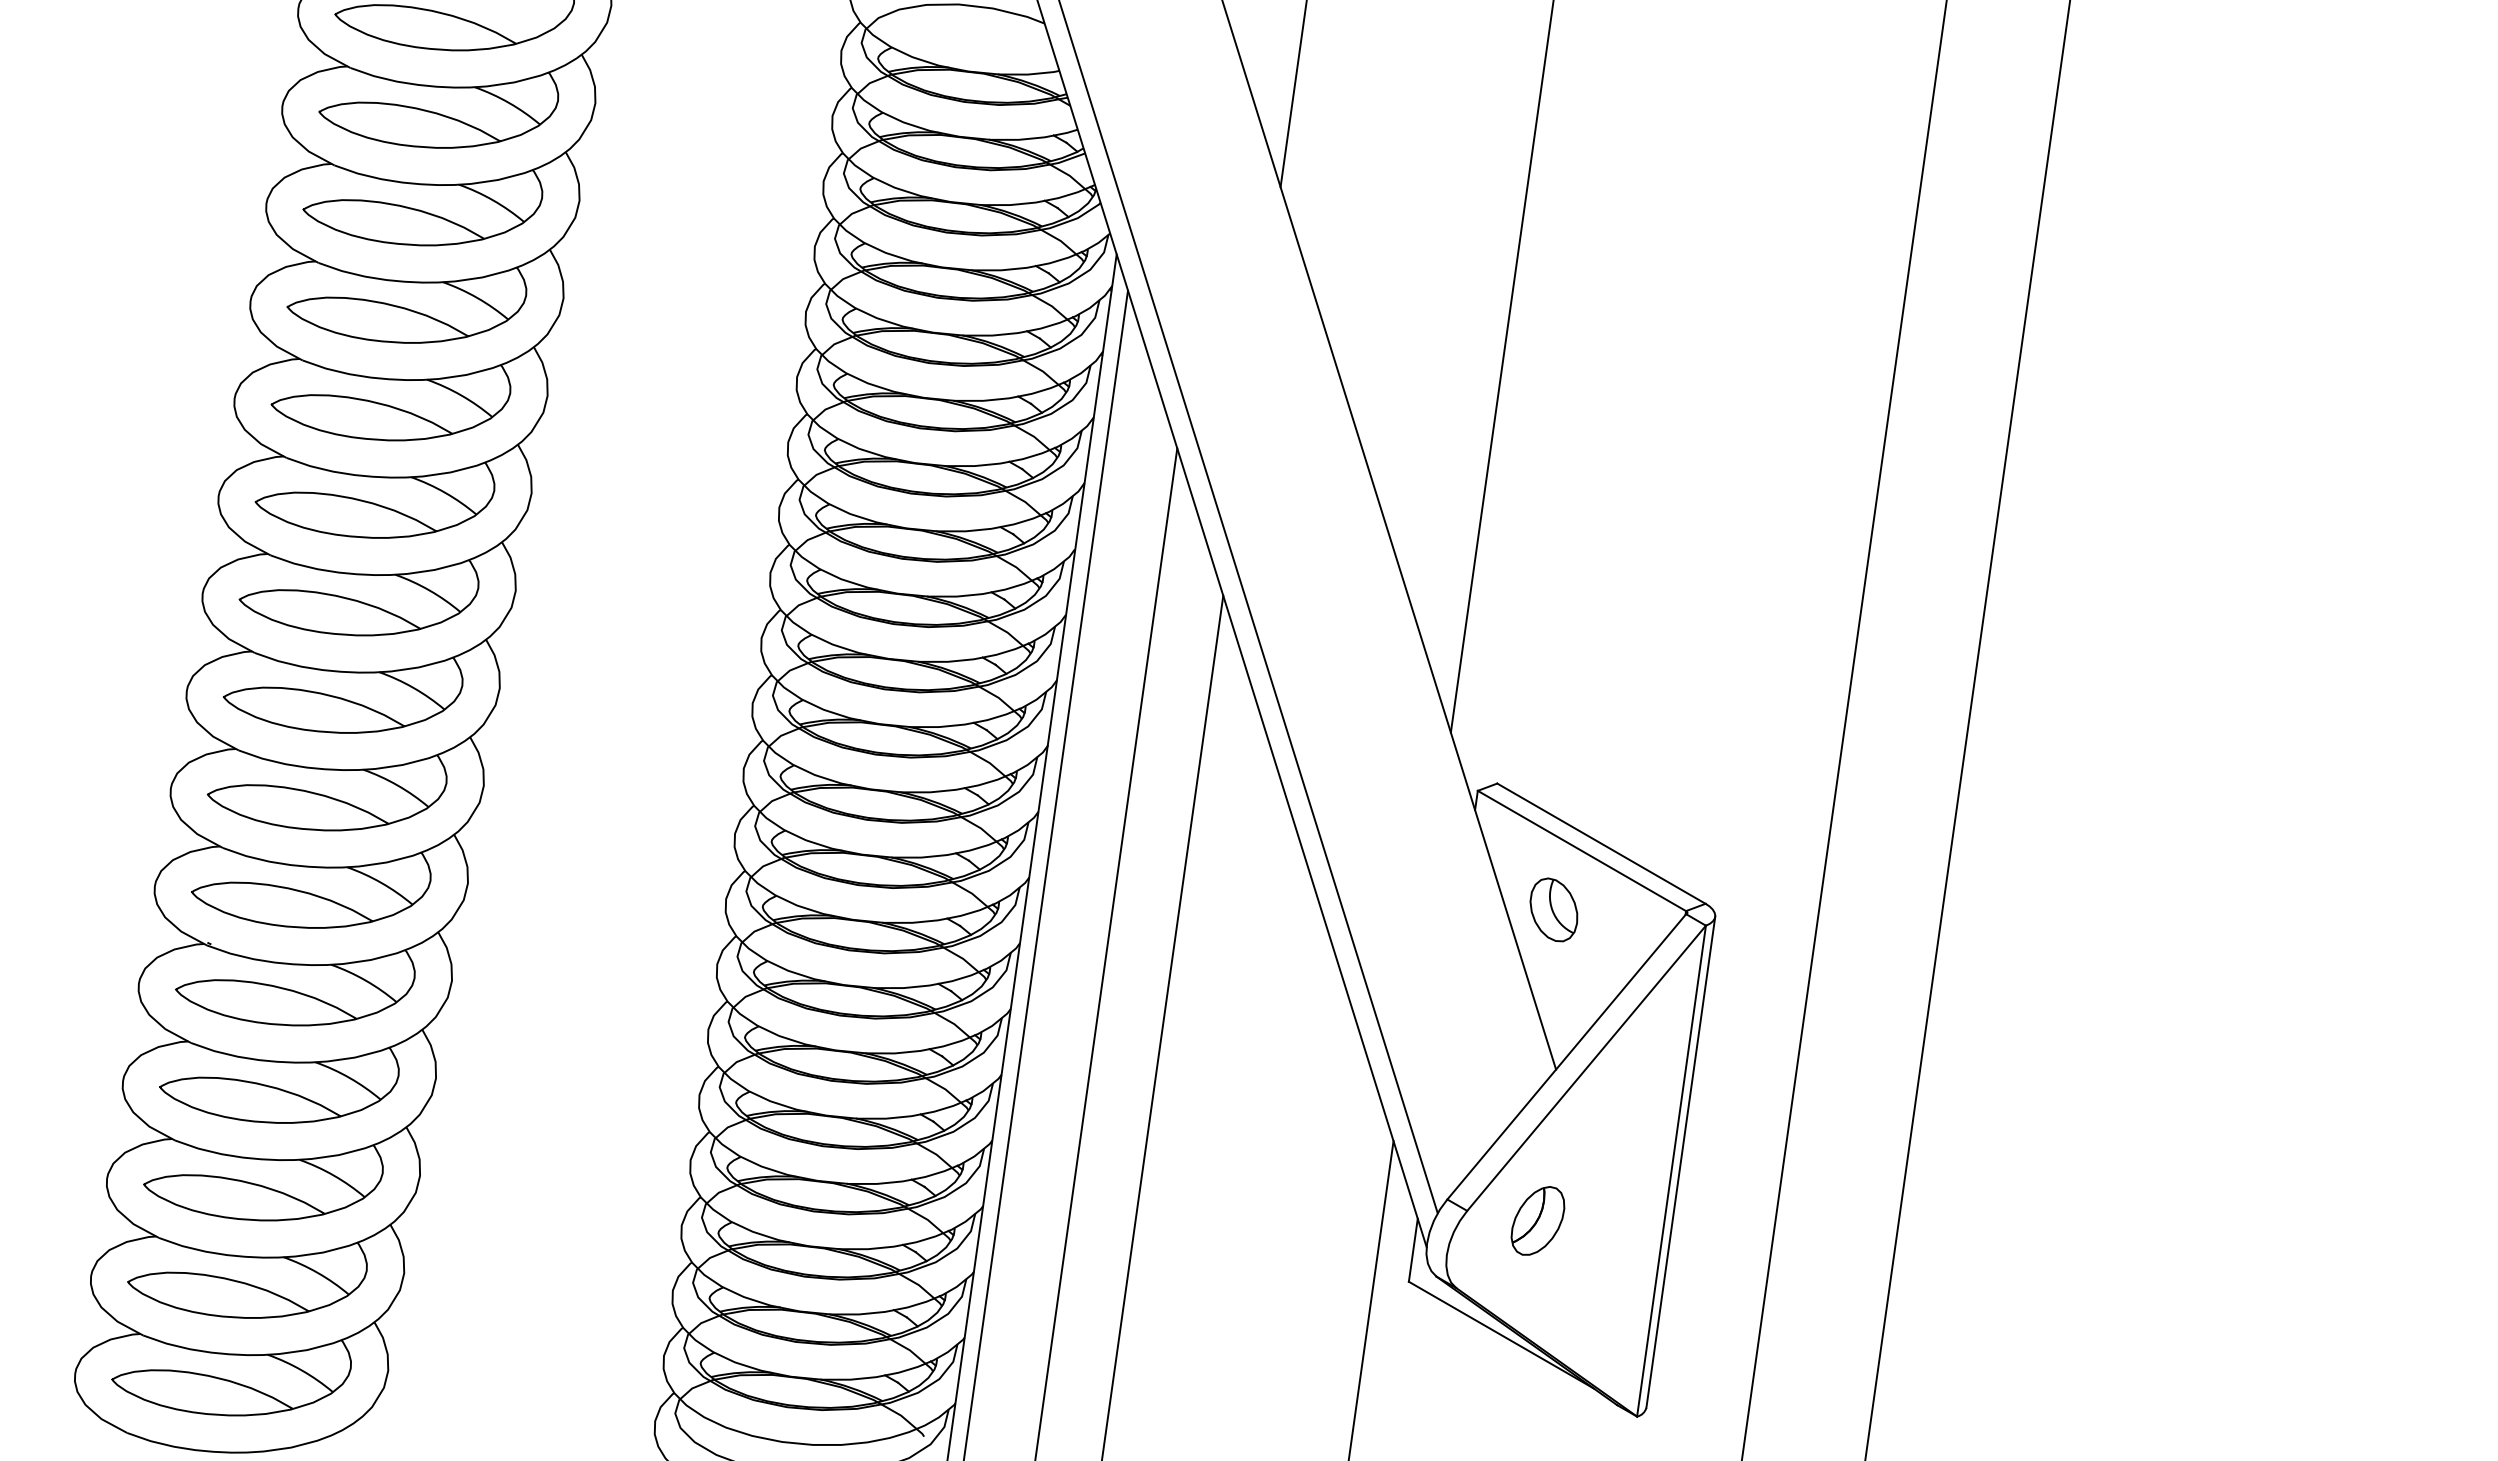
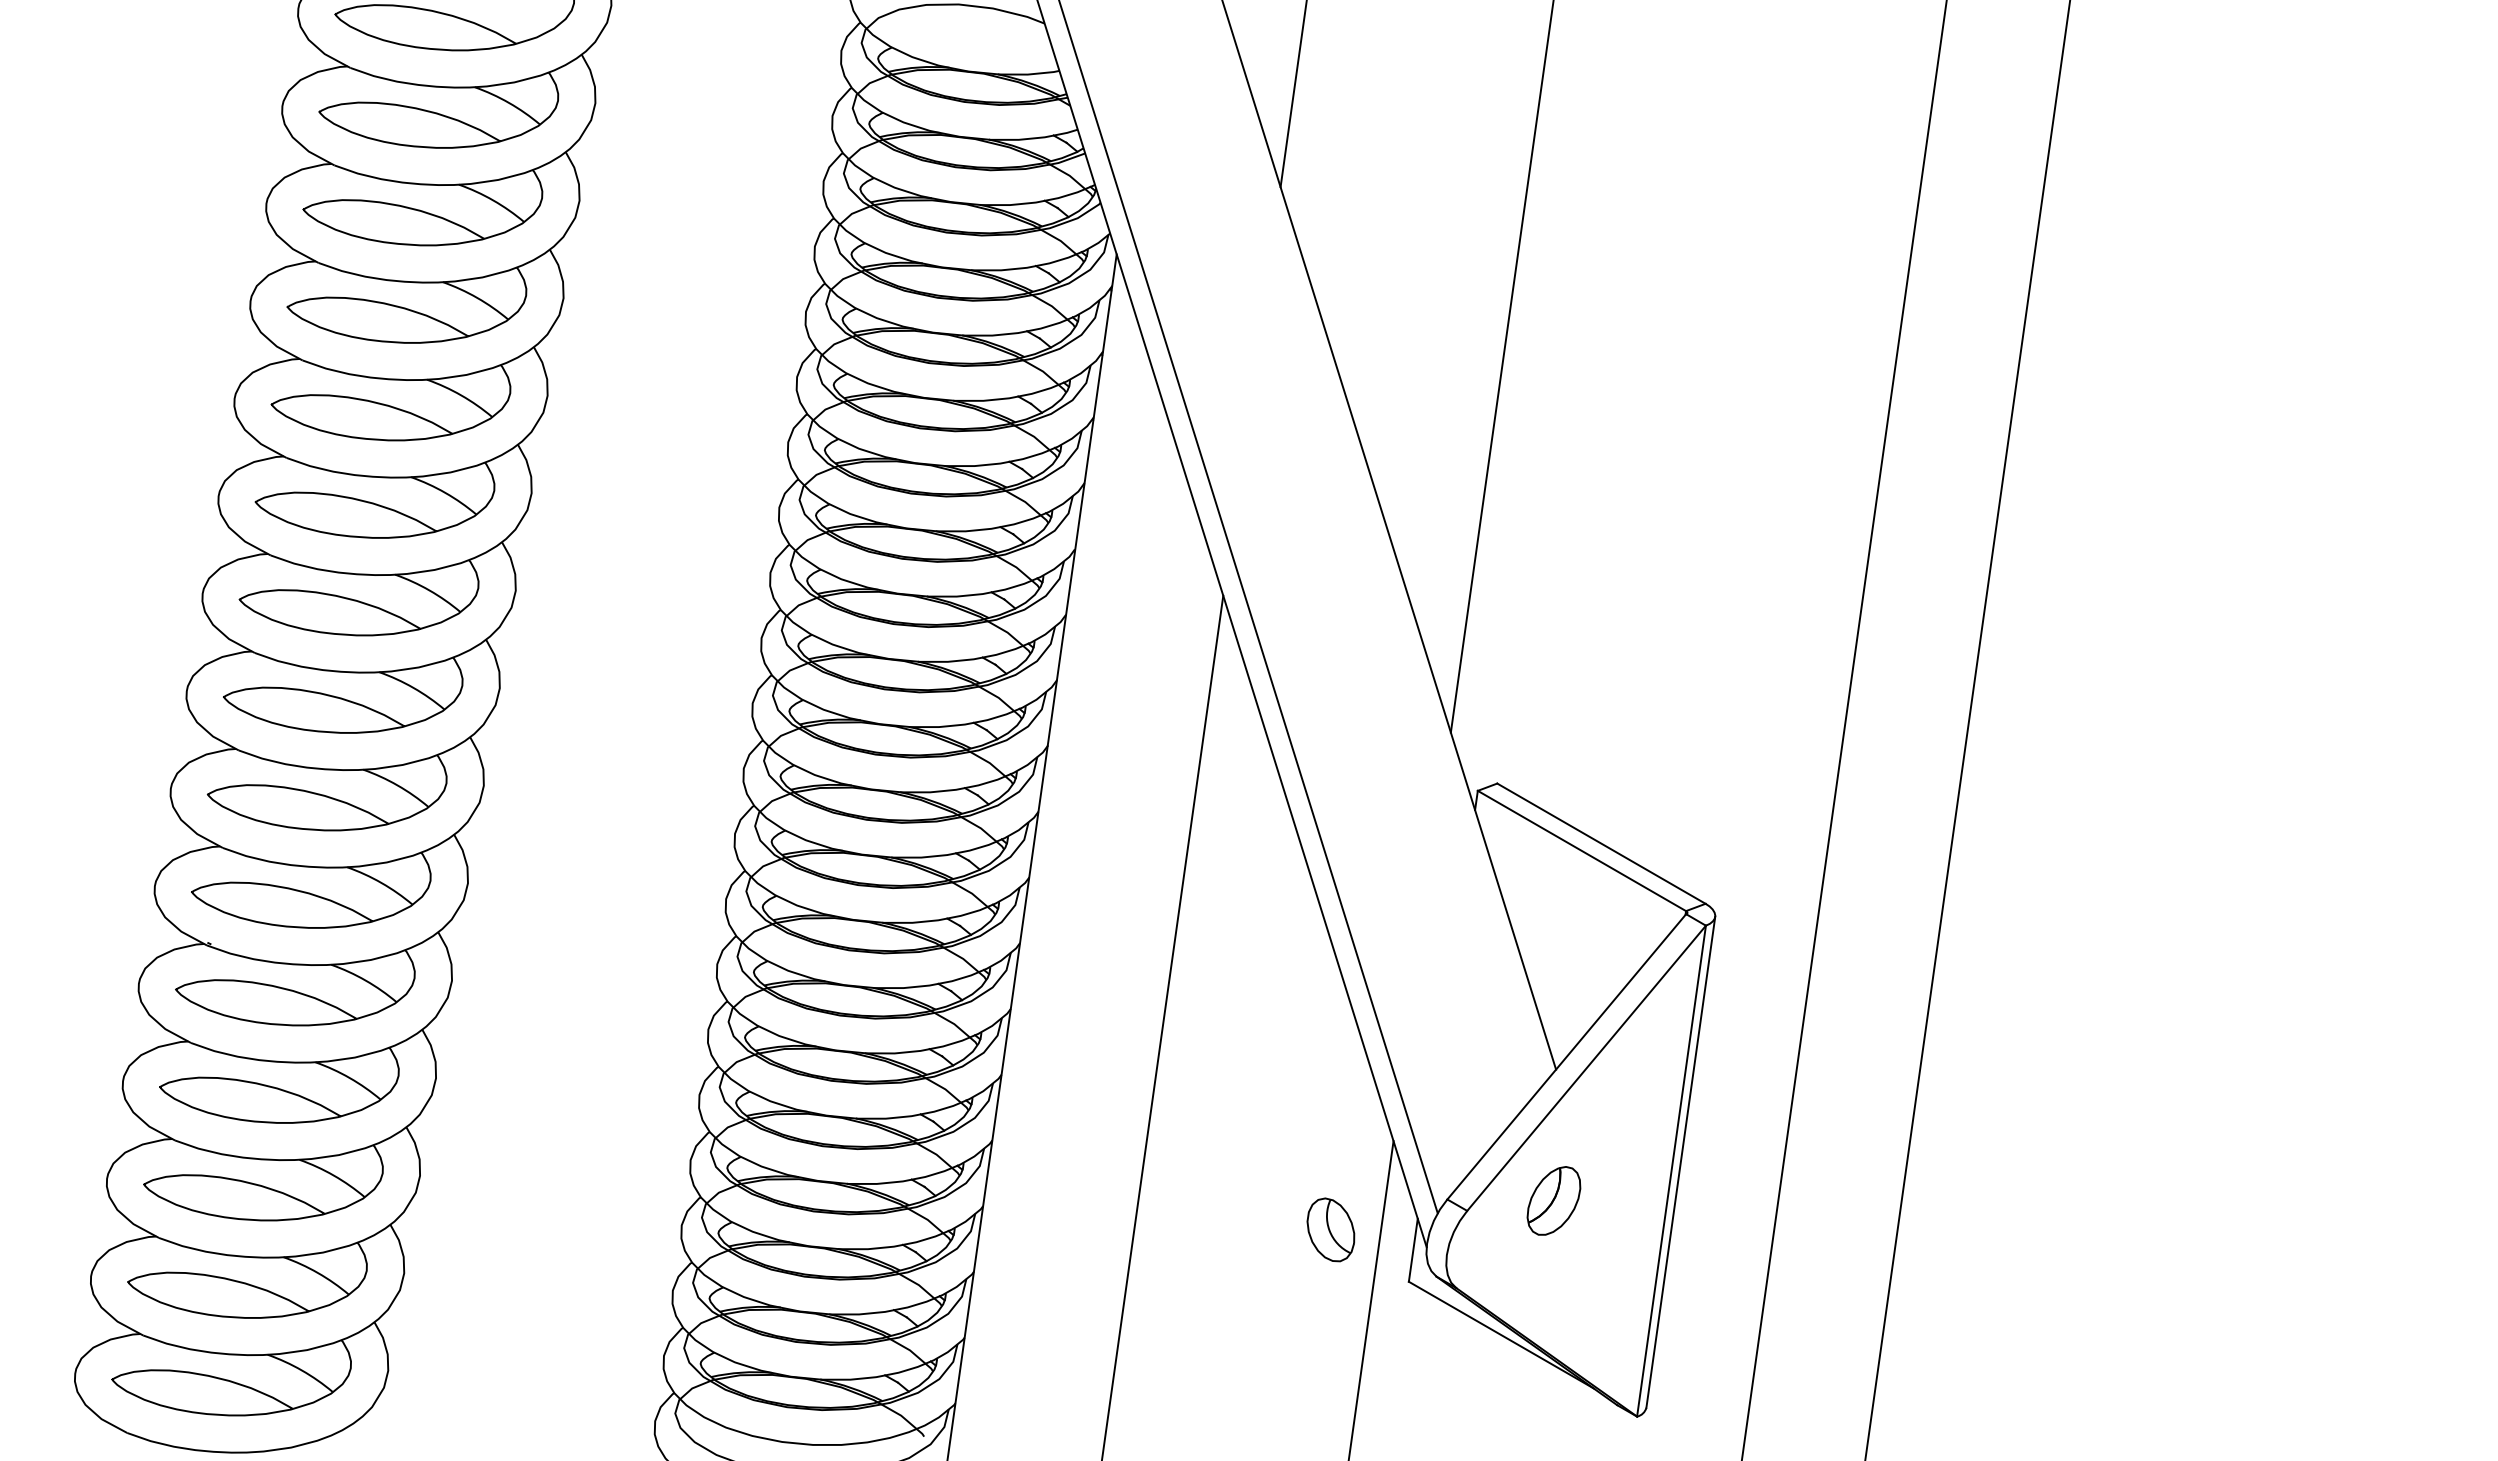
line: present -> none (1046, 873)
part position: (1553, 909) -> (1330, 1229) (1330, 1229)
line: present -> none (1106, 952)
part position: (1537, 1220) -> (1553, 1200) (1553, 1200)
